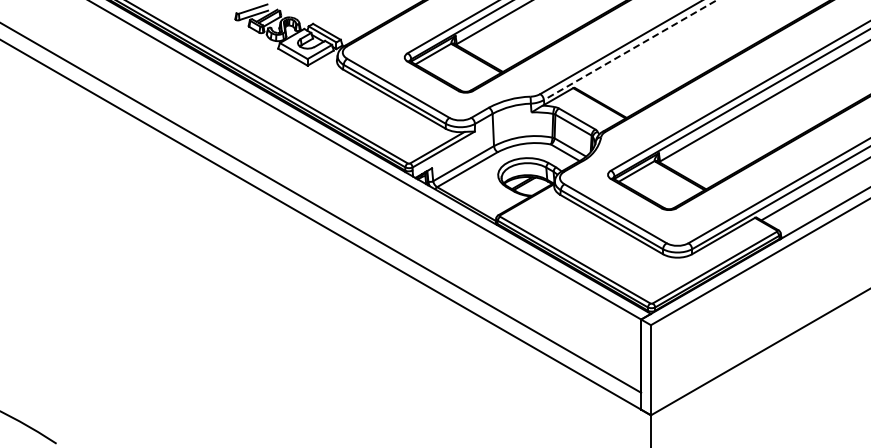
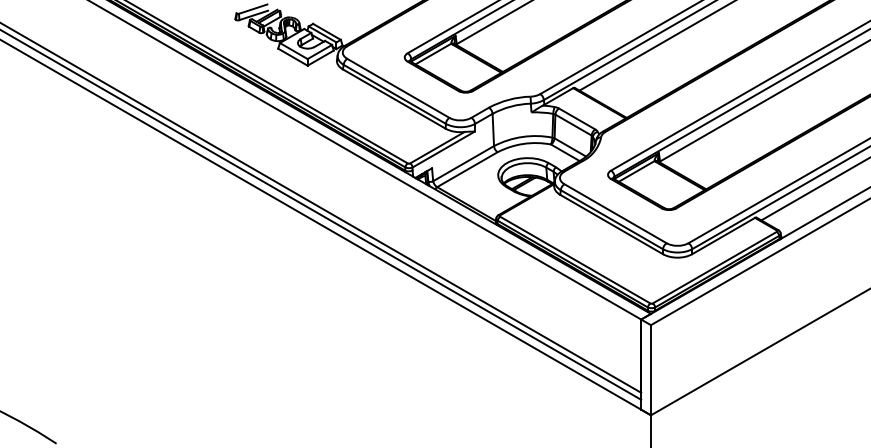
line: none -> present (656, 46)
line: dashed -> solid (630, 50)
line: none -> present (321, 214)
